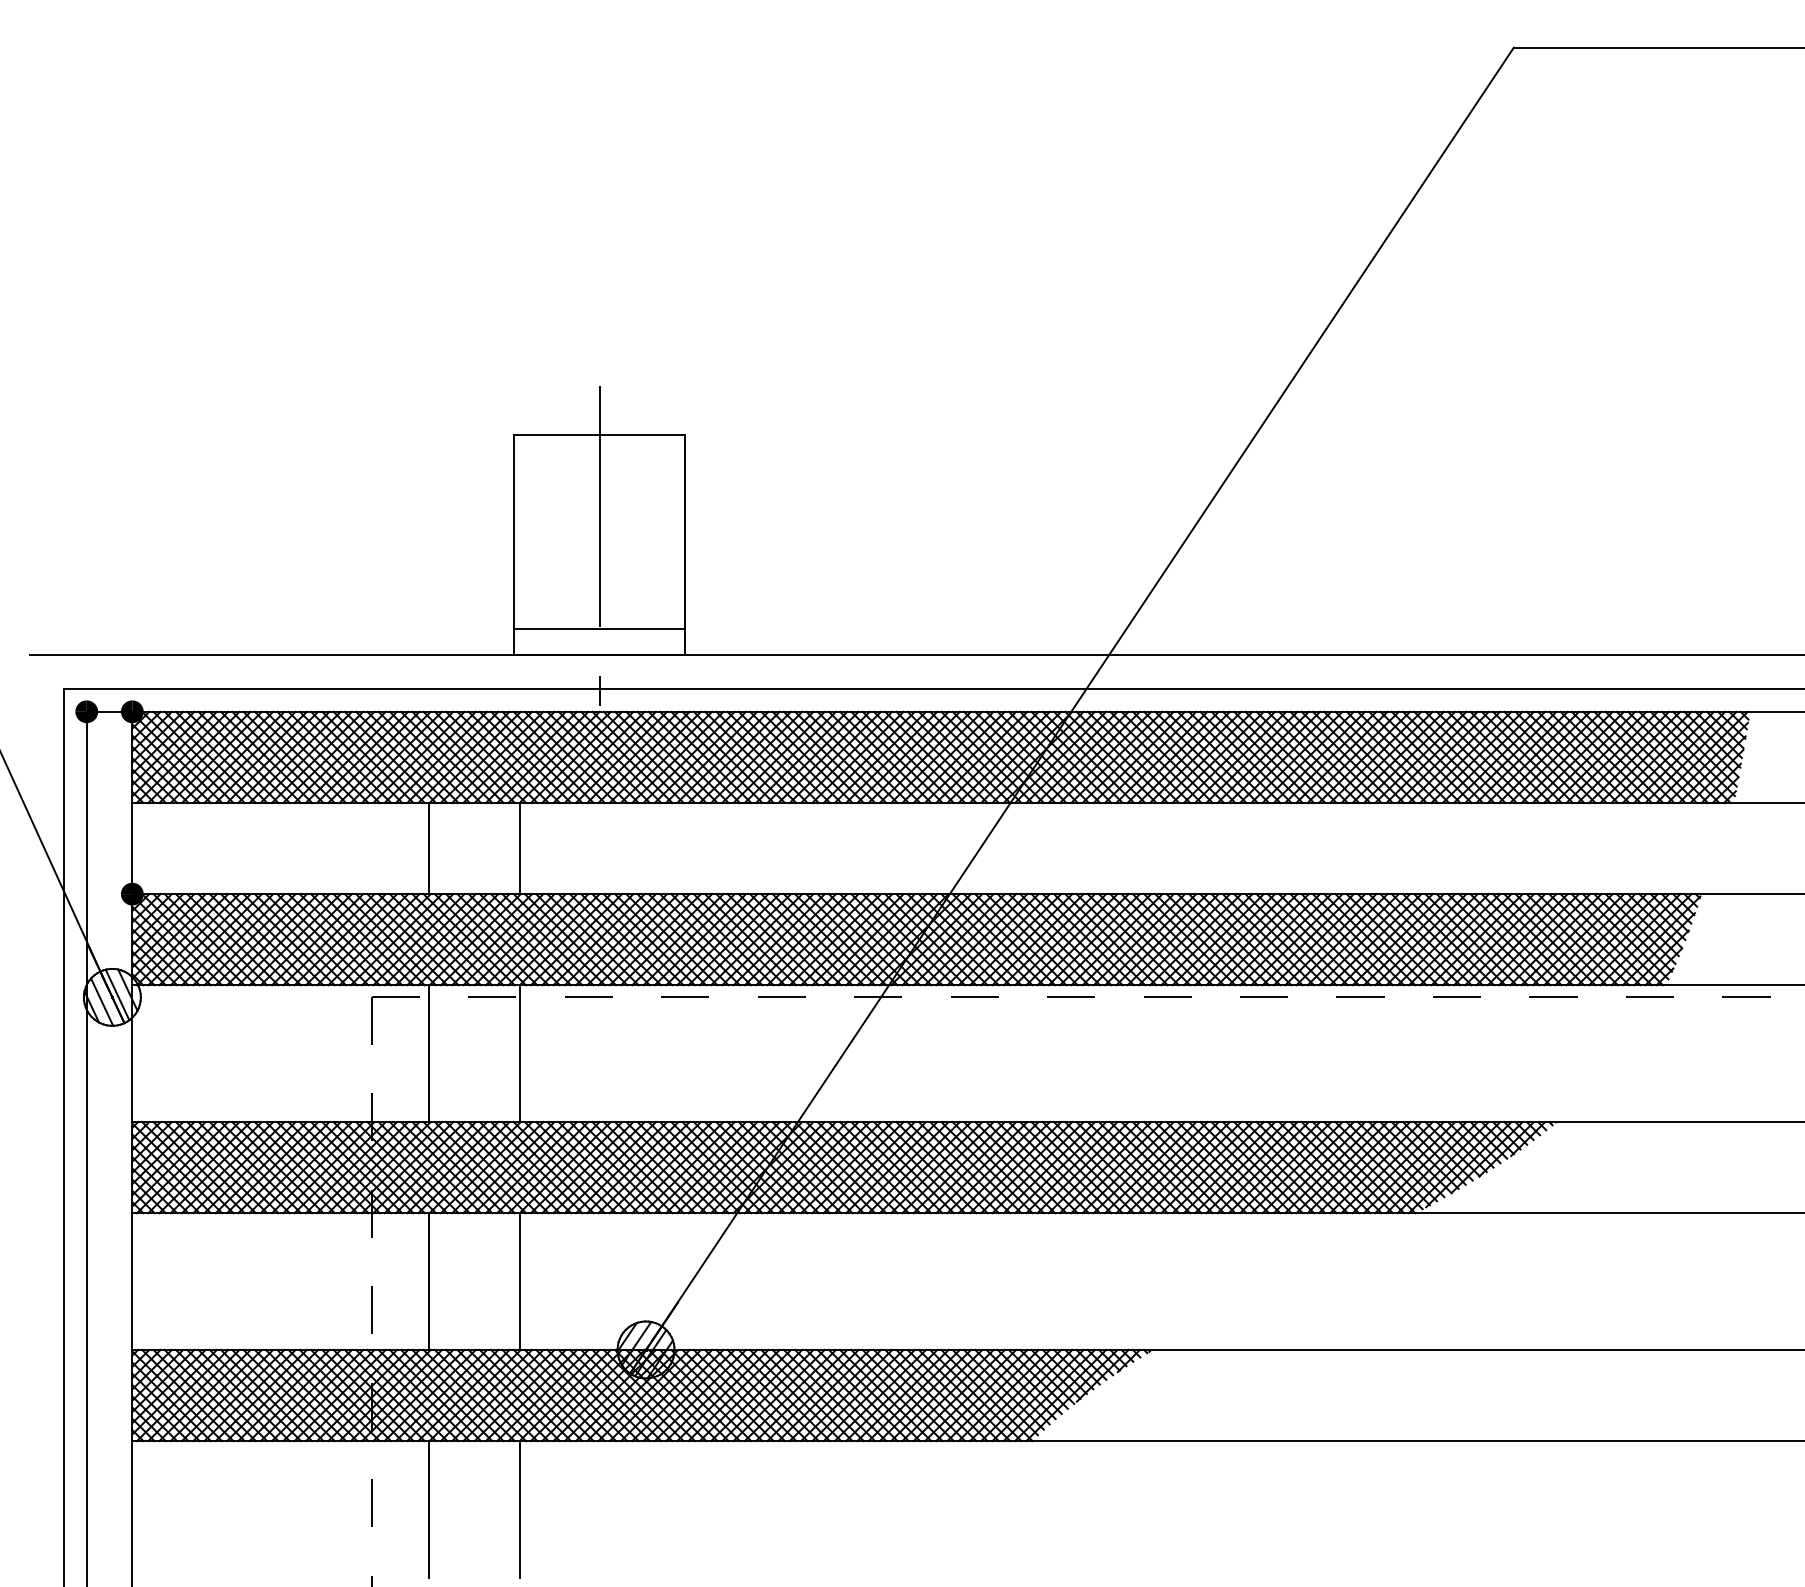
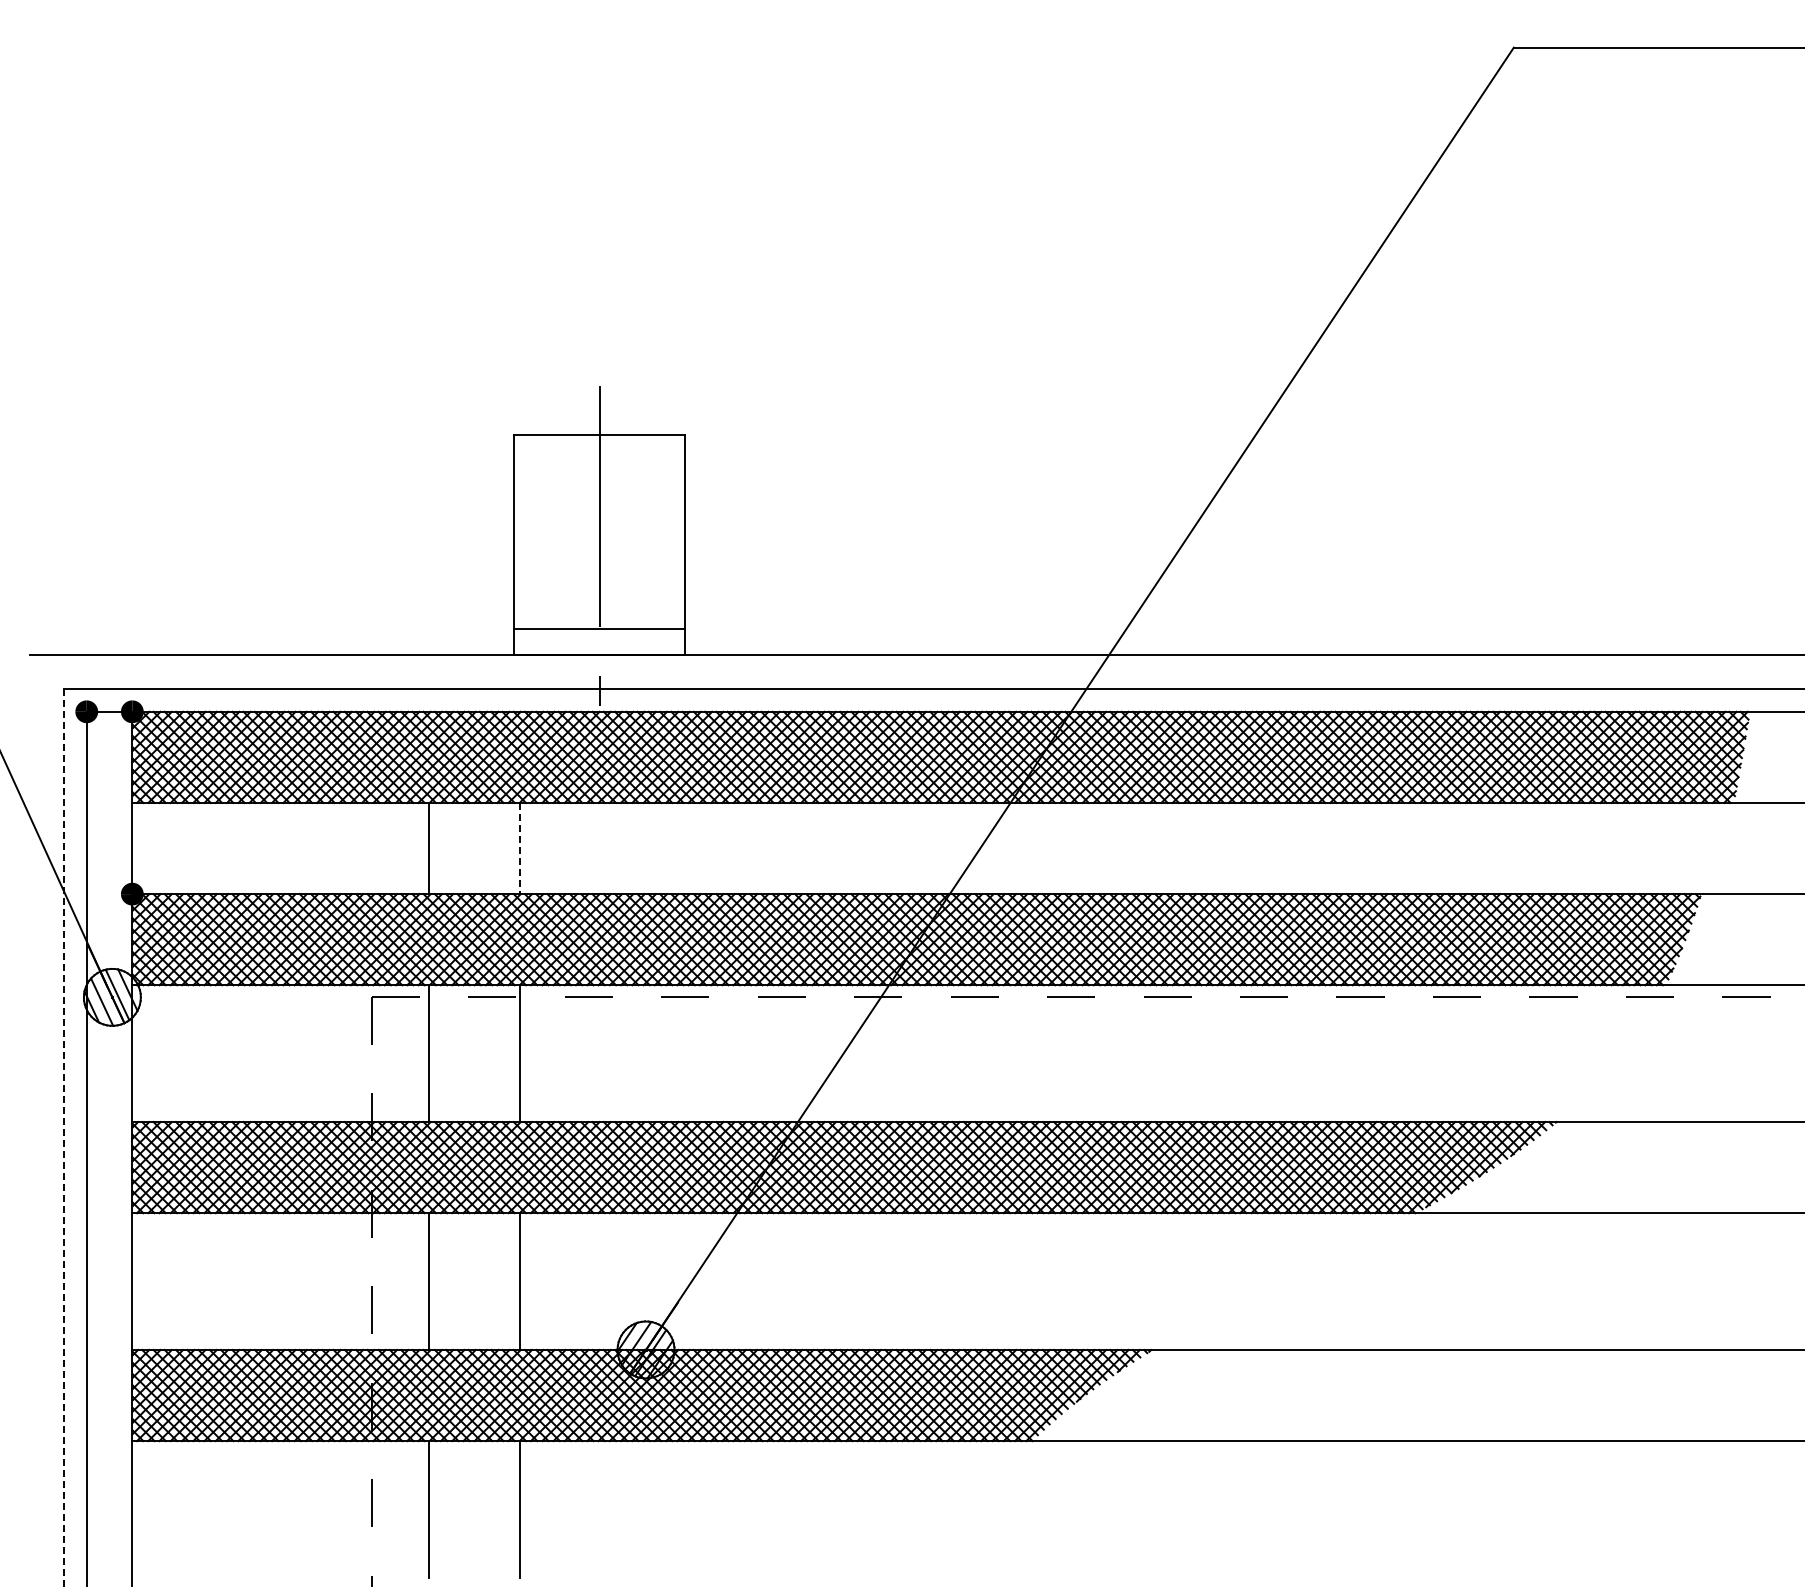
line: solid -> dashed (519, 848)
line: solid -> dashed (63, 1137)
